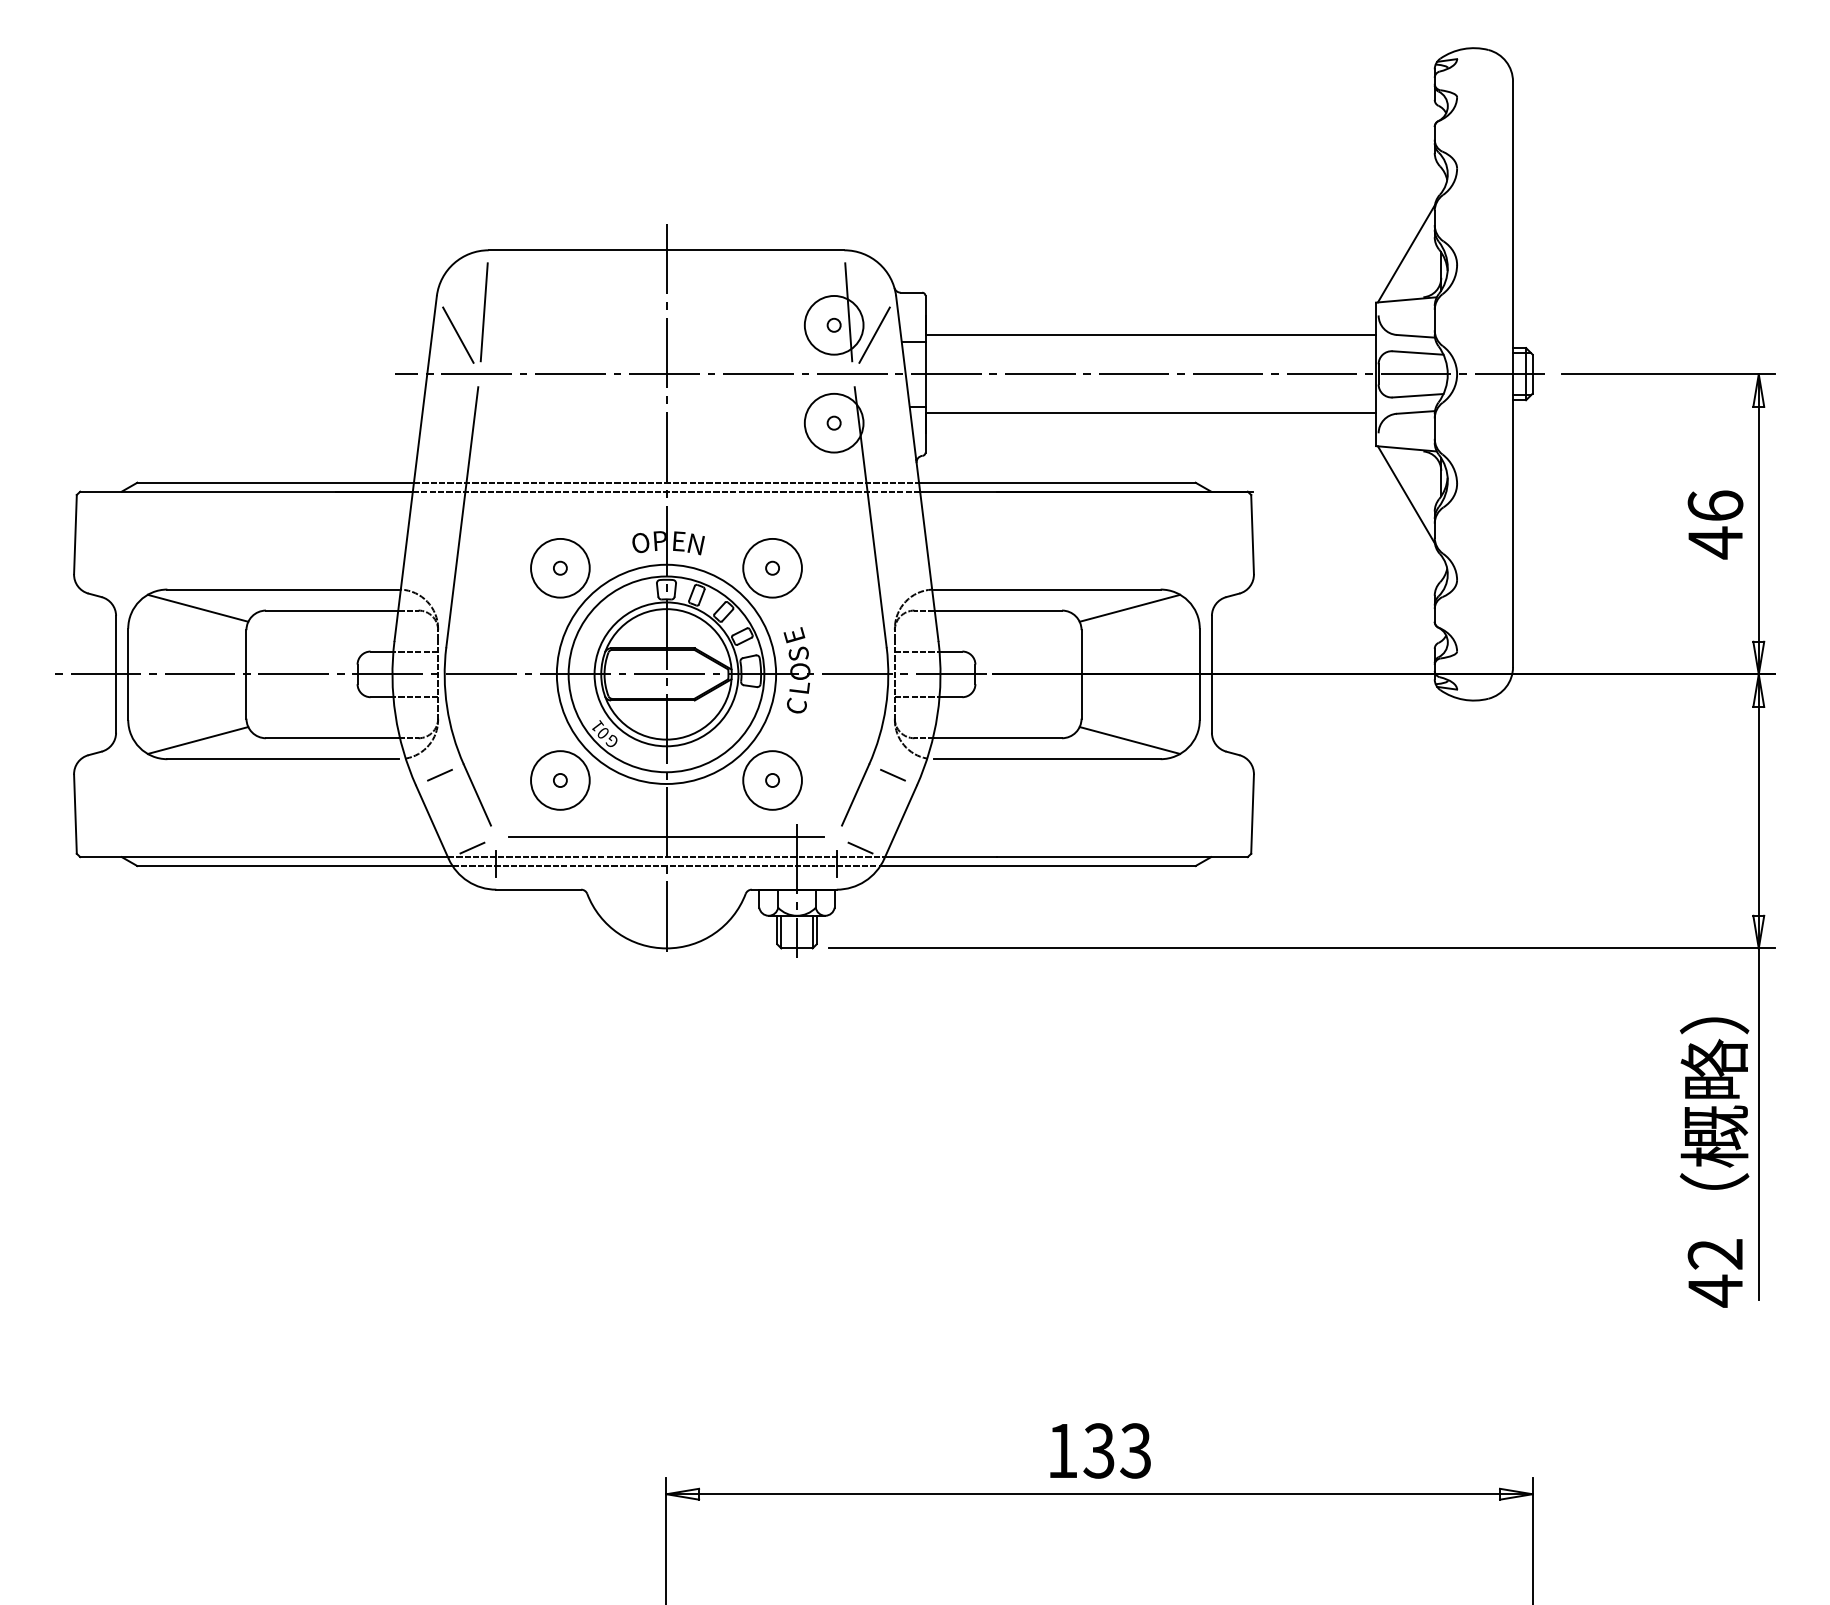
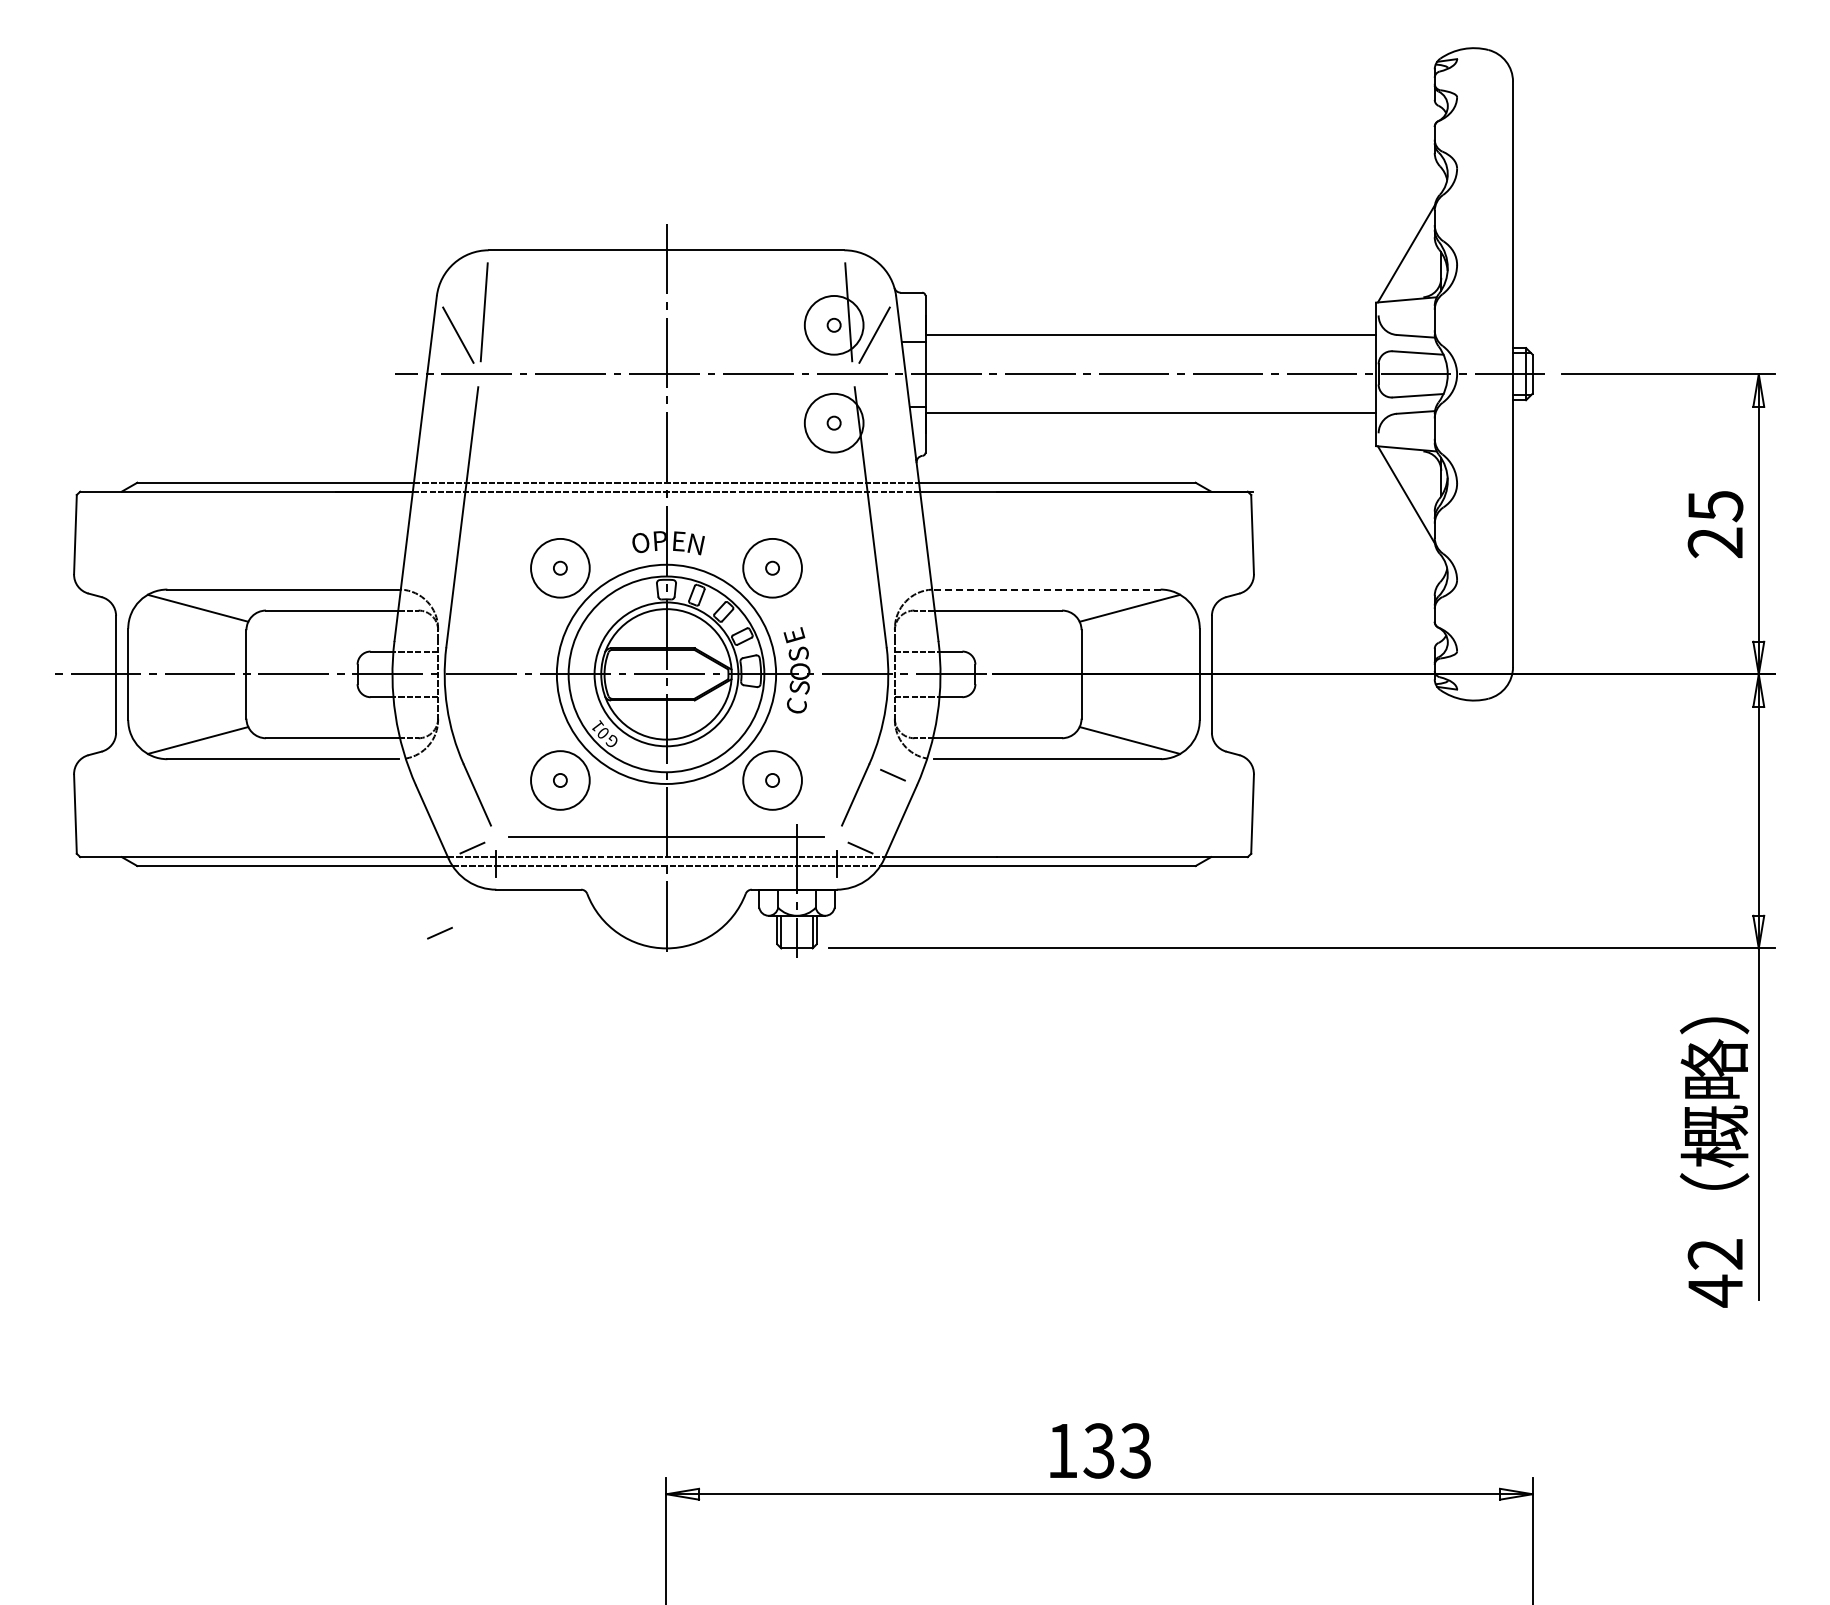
text: 46 -> 25 (1715, 524)
line: solid -> dashed (1046, 589)
text: L -> S (799, 687)
line position: (439, 774) -> (439, 932) (439, 932)
